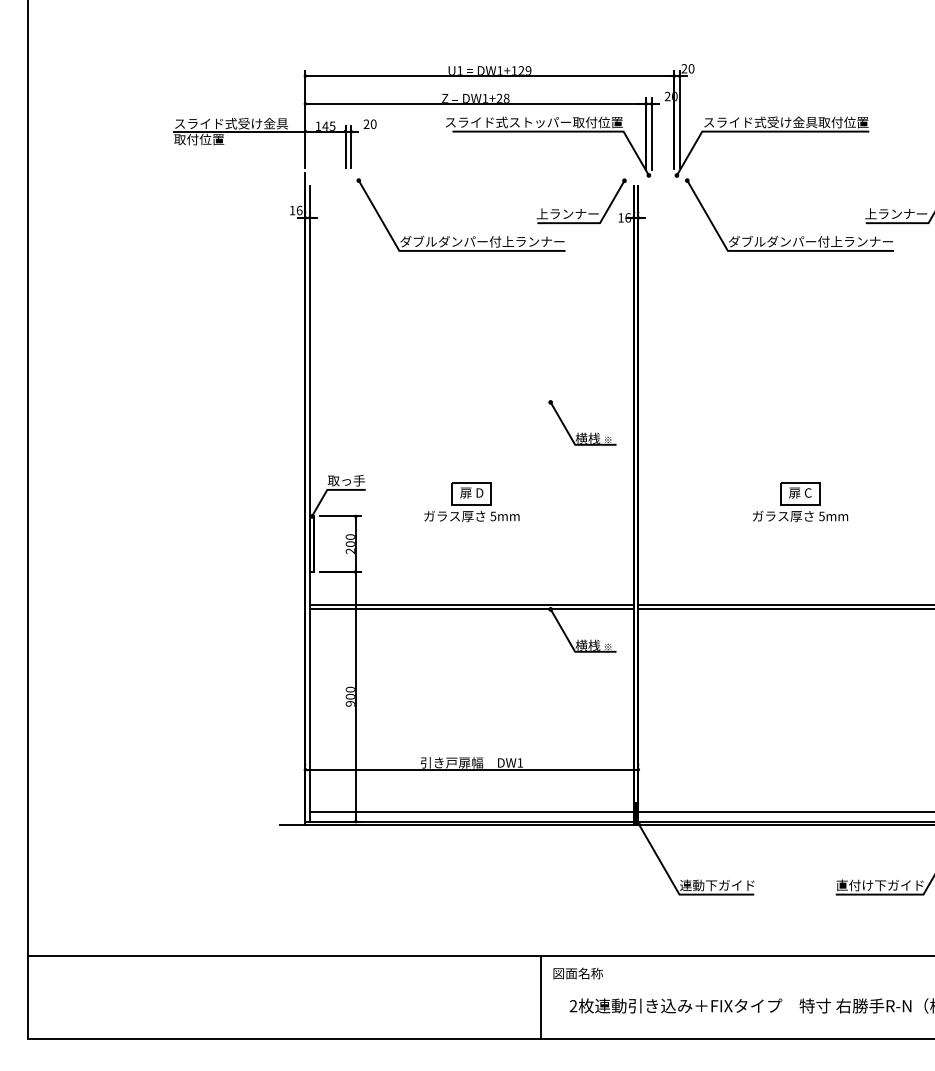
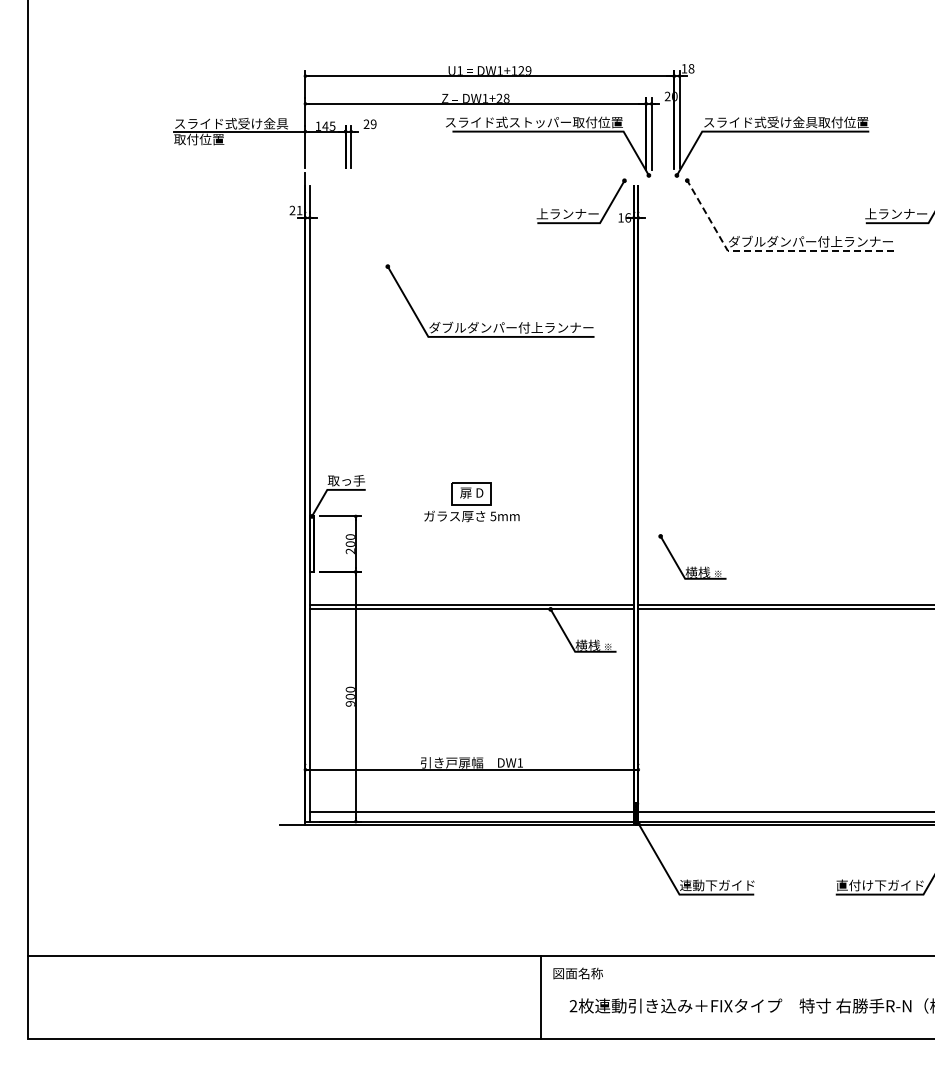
text: 20 -> 18 (687, 68)
text: 20 -> 29 (373, 123)
text: 16 -> 21 (295, 210)
part position: (454, 237) -> (483, 323) (483, 323)
line: solid -> dashed (769, 250)
part position: (582, 432) -> (692, 566) (692, 566)
part: present -> none (800, 502)
